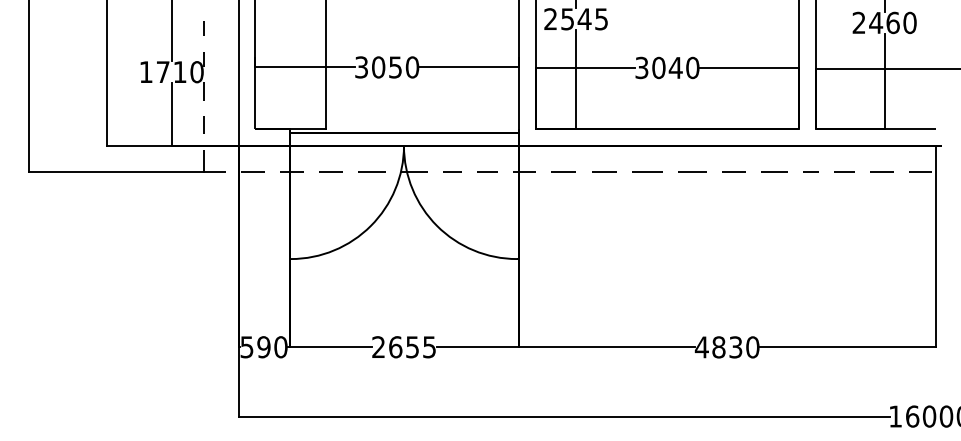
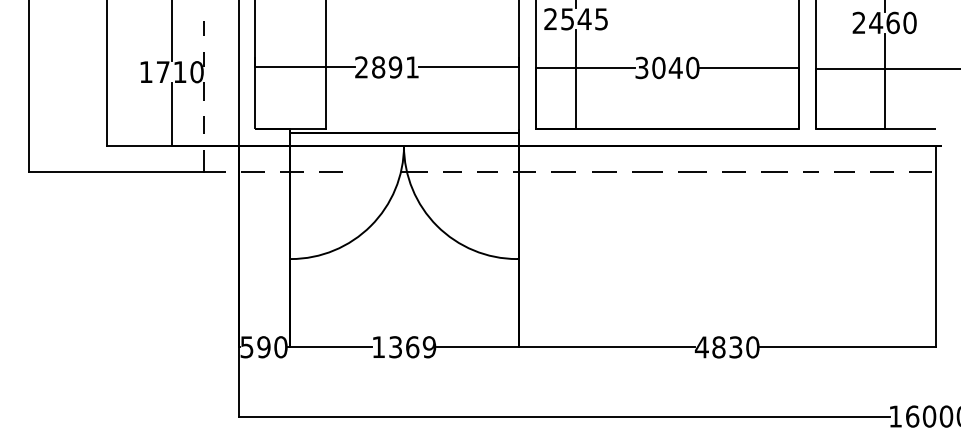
text: 3050 -> 2891 (387, 67)
line: present -> none (371, 171)
text: 2655 -> 1369 (404, 347)
